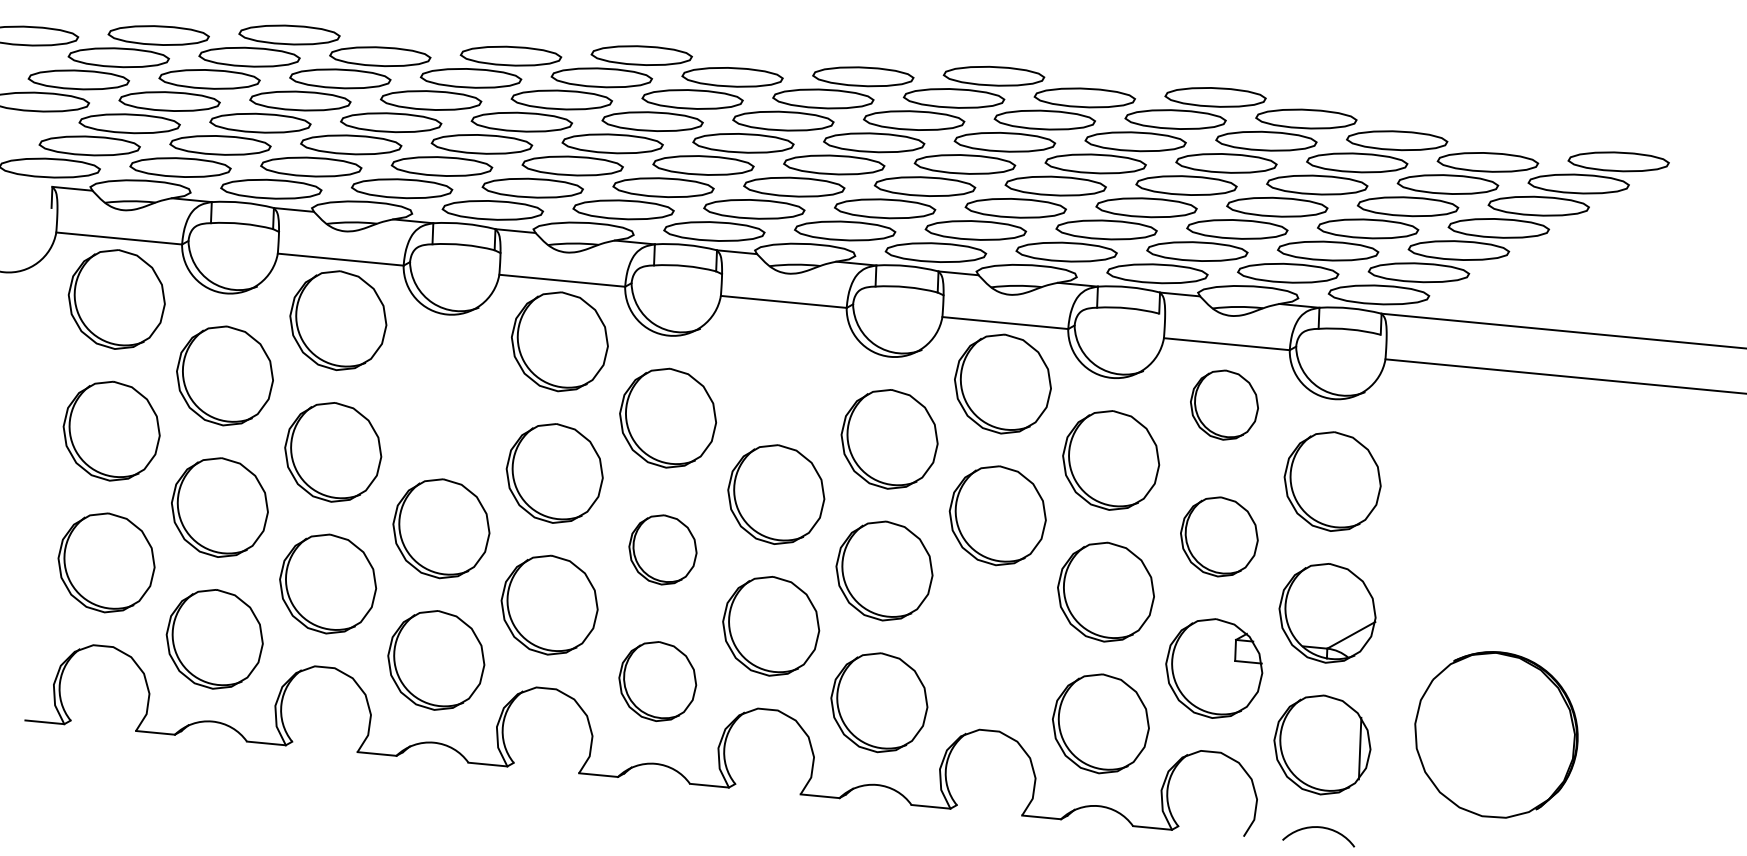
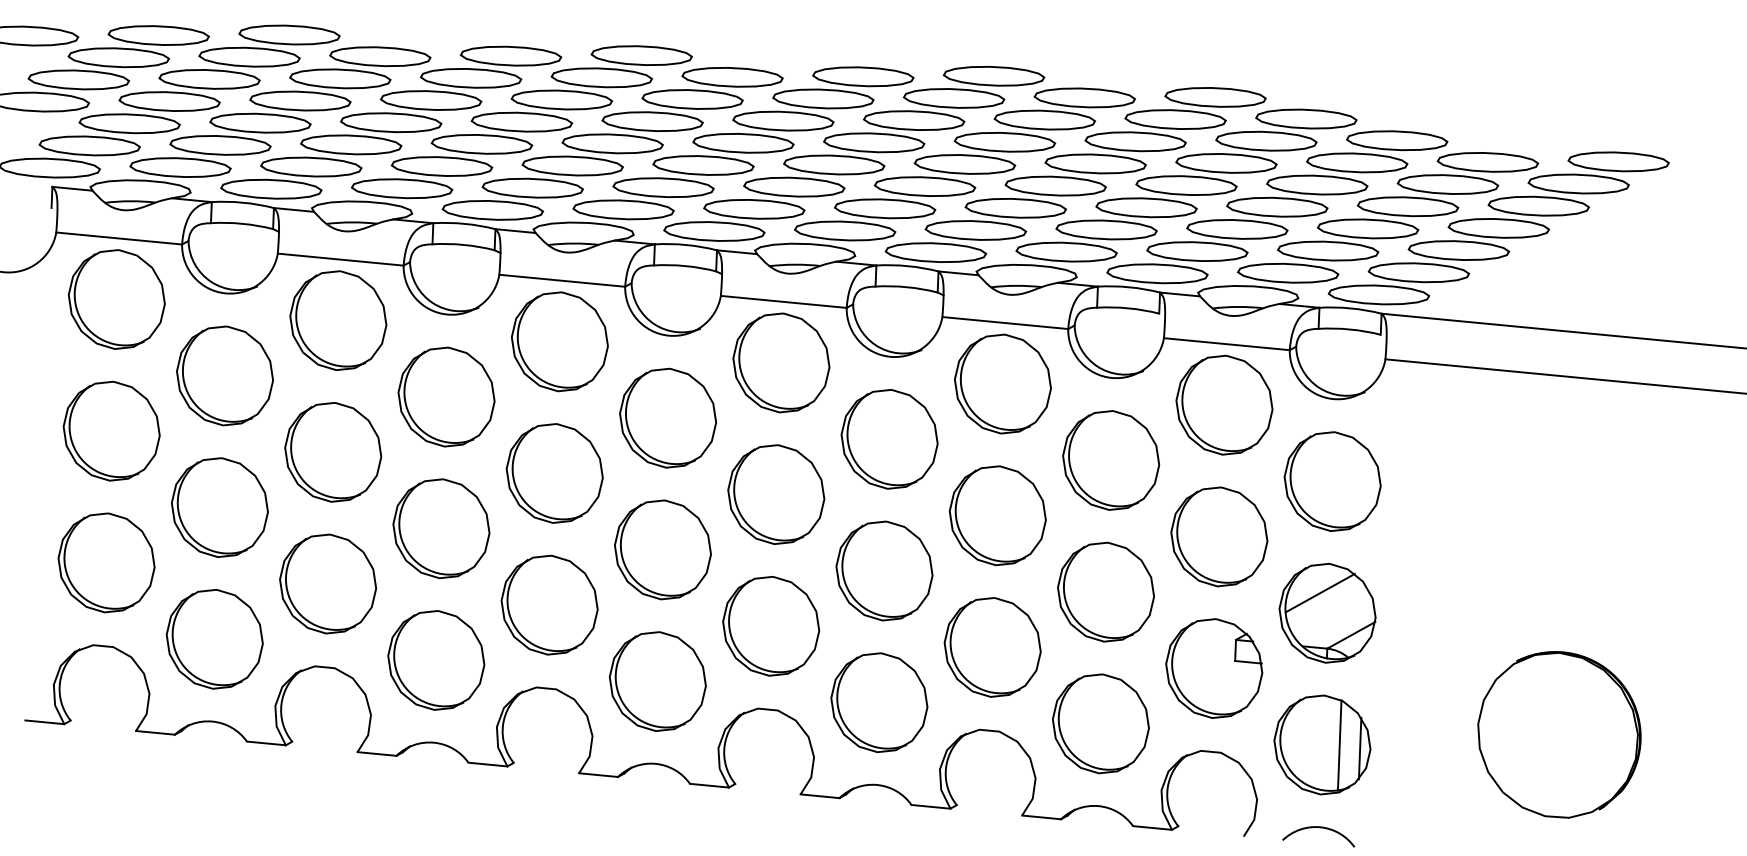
part: none -> present (781, 362)
part: none -> present (446, 396)
part size: 69x72 px -> 99x102 px (1224, 404)
part size: 79x82 px -> 99x102 px (1219, 536)
part size: 70x72 px -> 98x102 px (662, 549)
line: none -> present (1320, 592)
part: none -> present (992, 647)
part size: 80x81 px -> 99x101 px (657, 681)
part position: (1496, 734) -> (1559, 734) (1559, 734)
line: none -> present (1339, 745)
